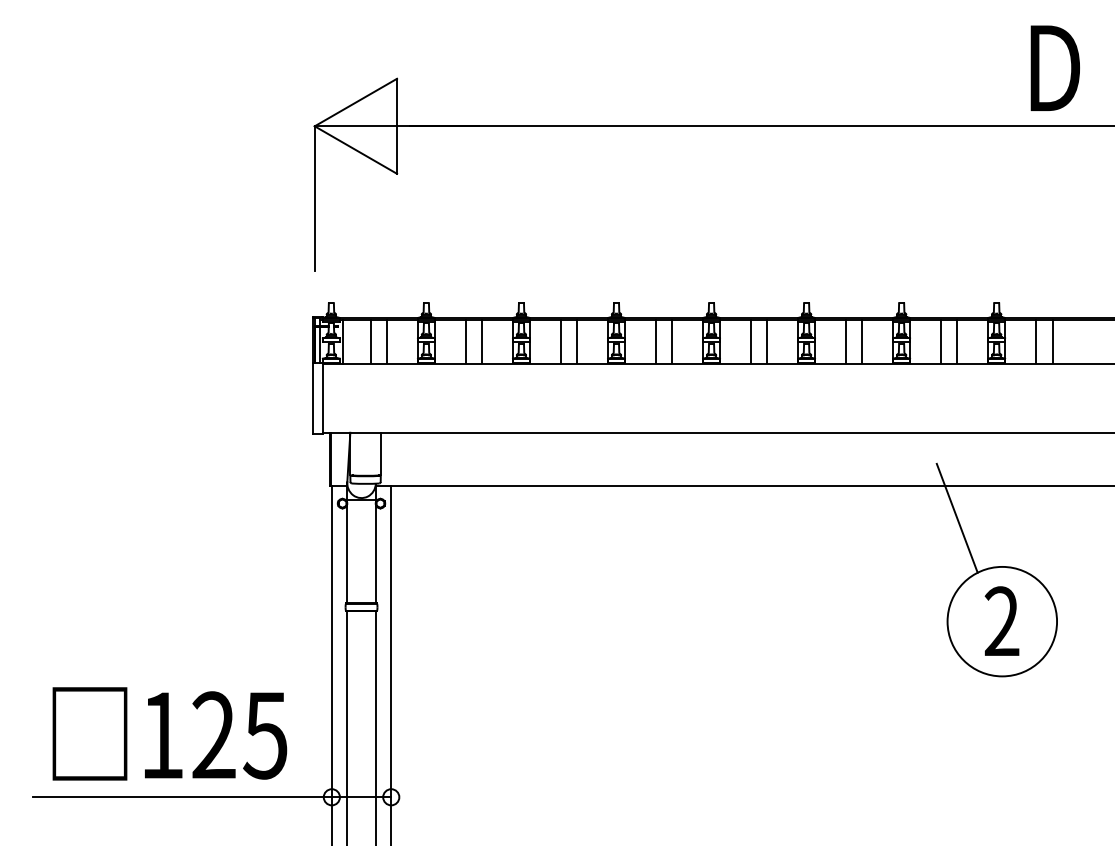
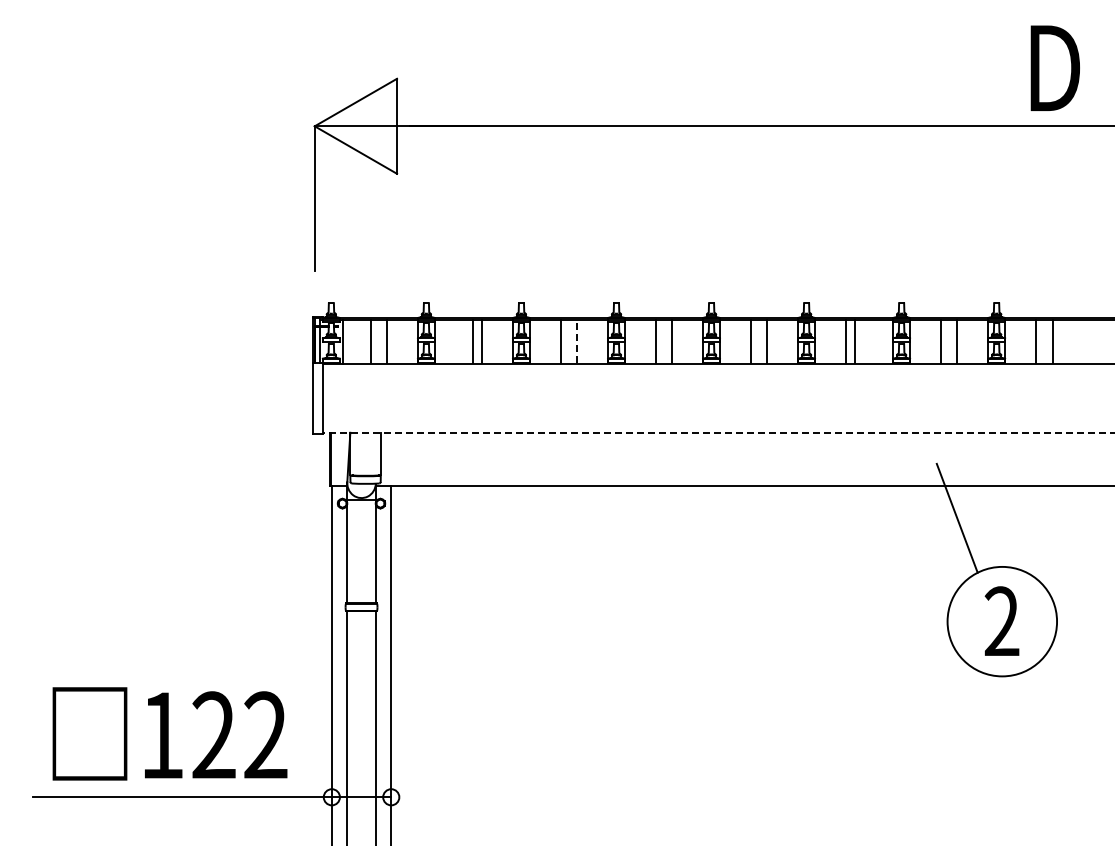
line position: (465, 341) -> (472, 341) (472, 341)
line: solid -> dashed (577, 341)
line position: (862, 341) -> (855, 341) (855, 341)
line: solid -> dashed (718, 432)
text: 125 -> 122 (265, 735)
